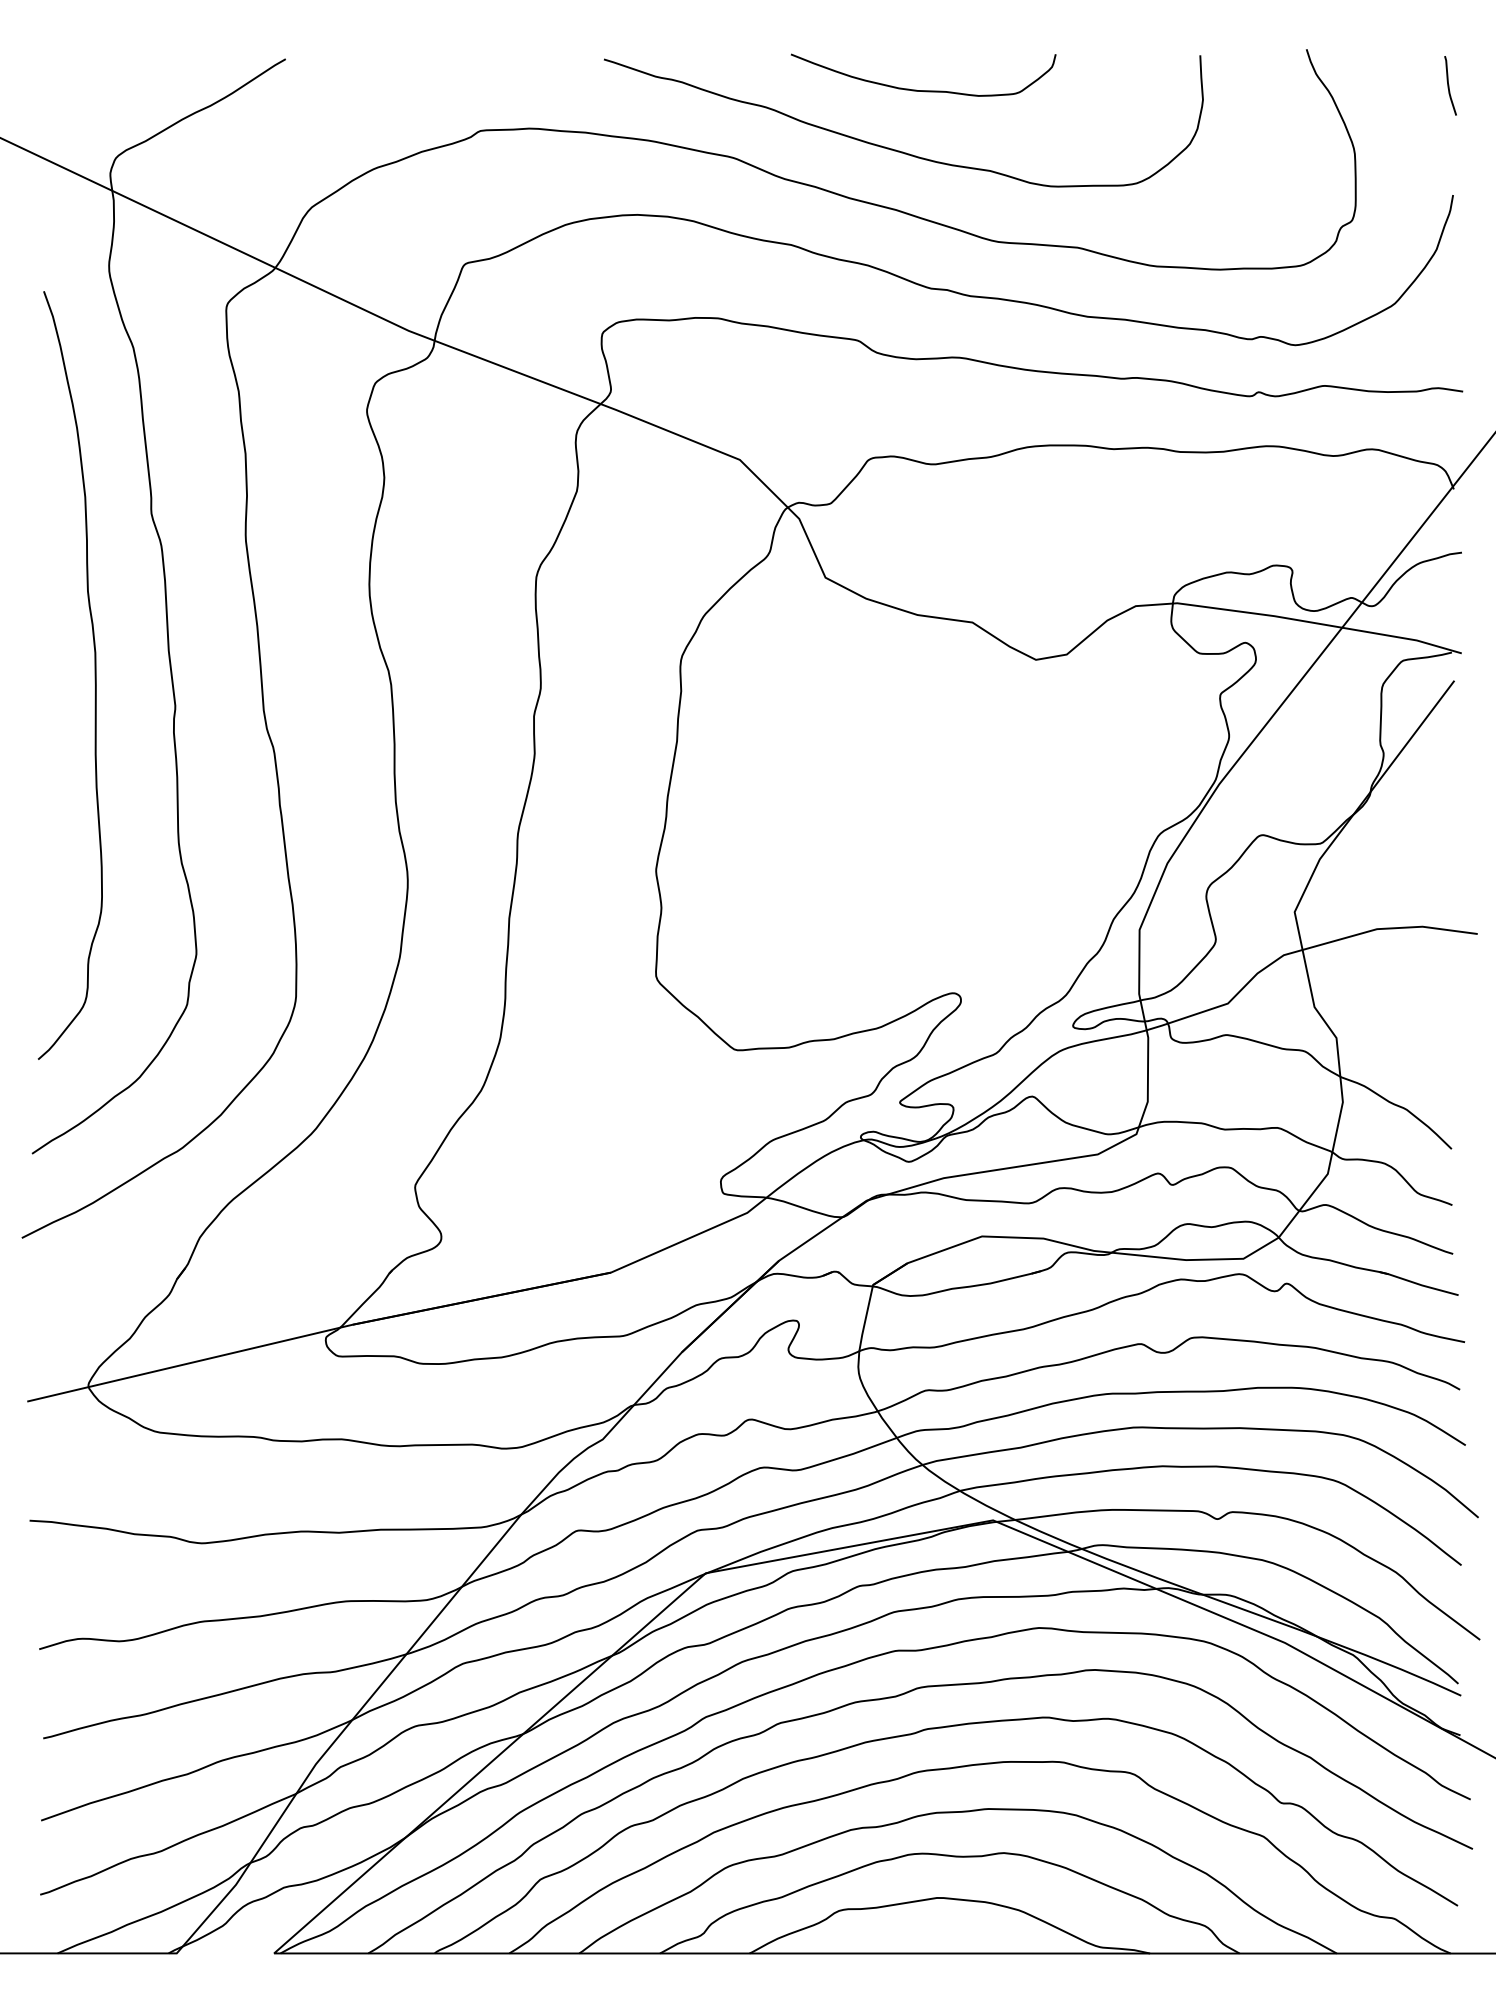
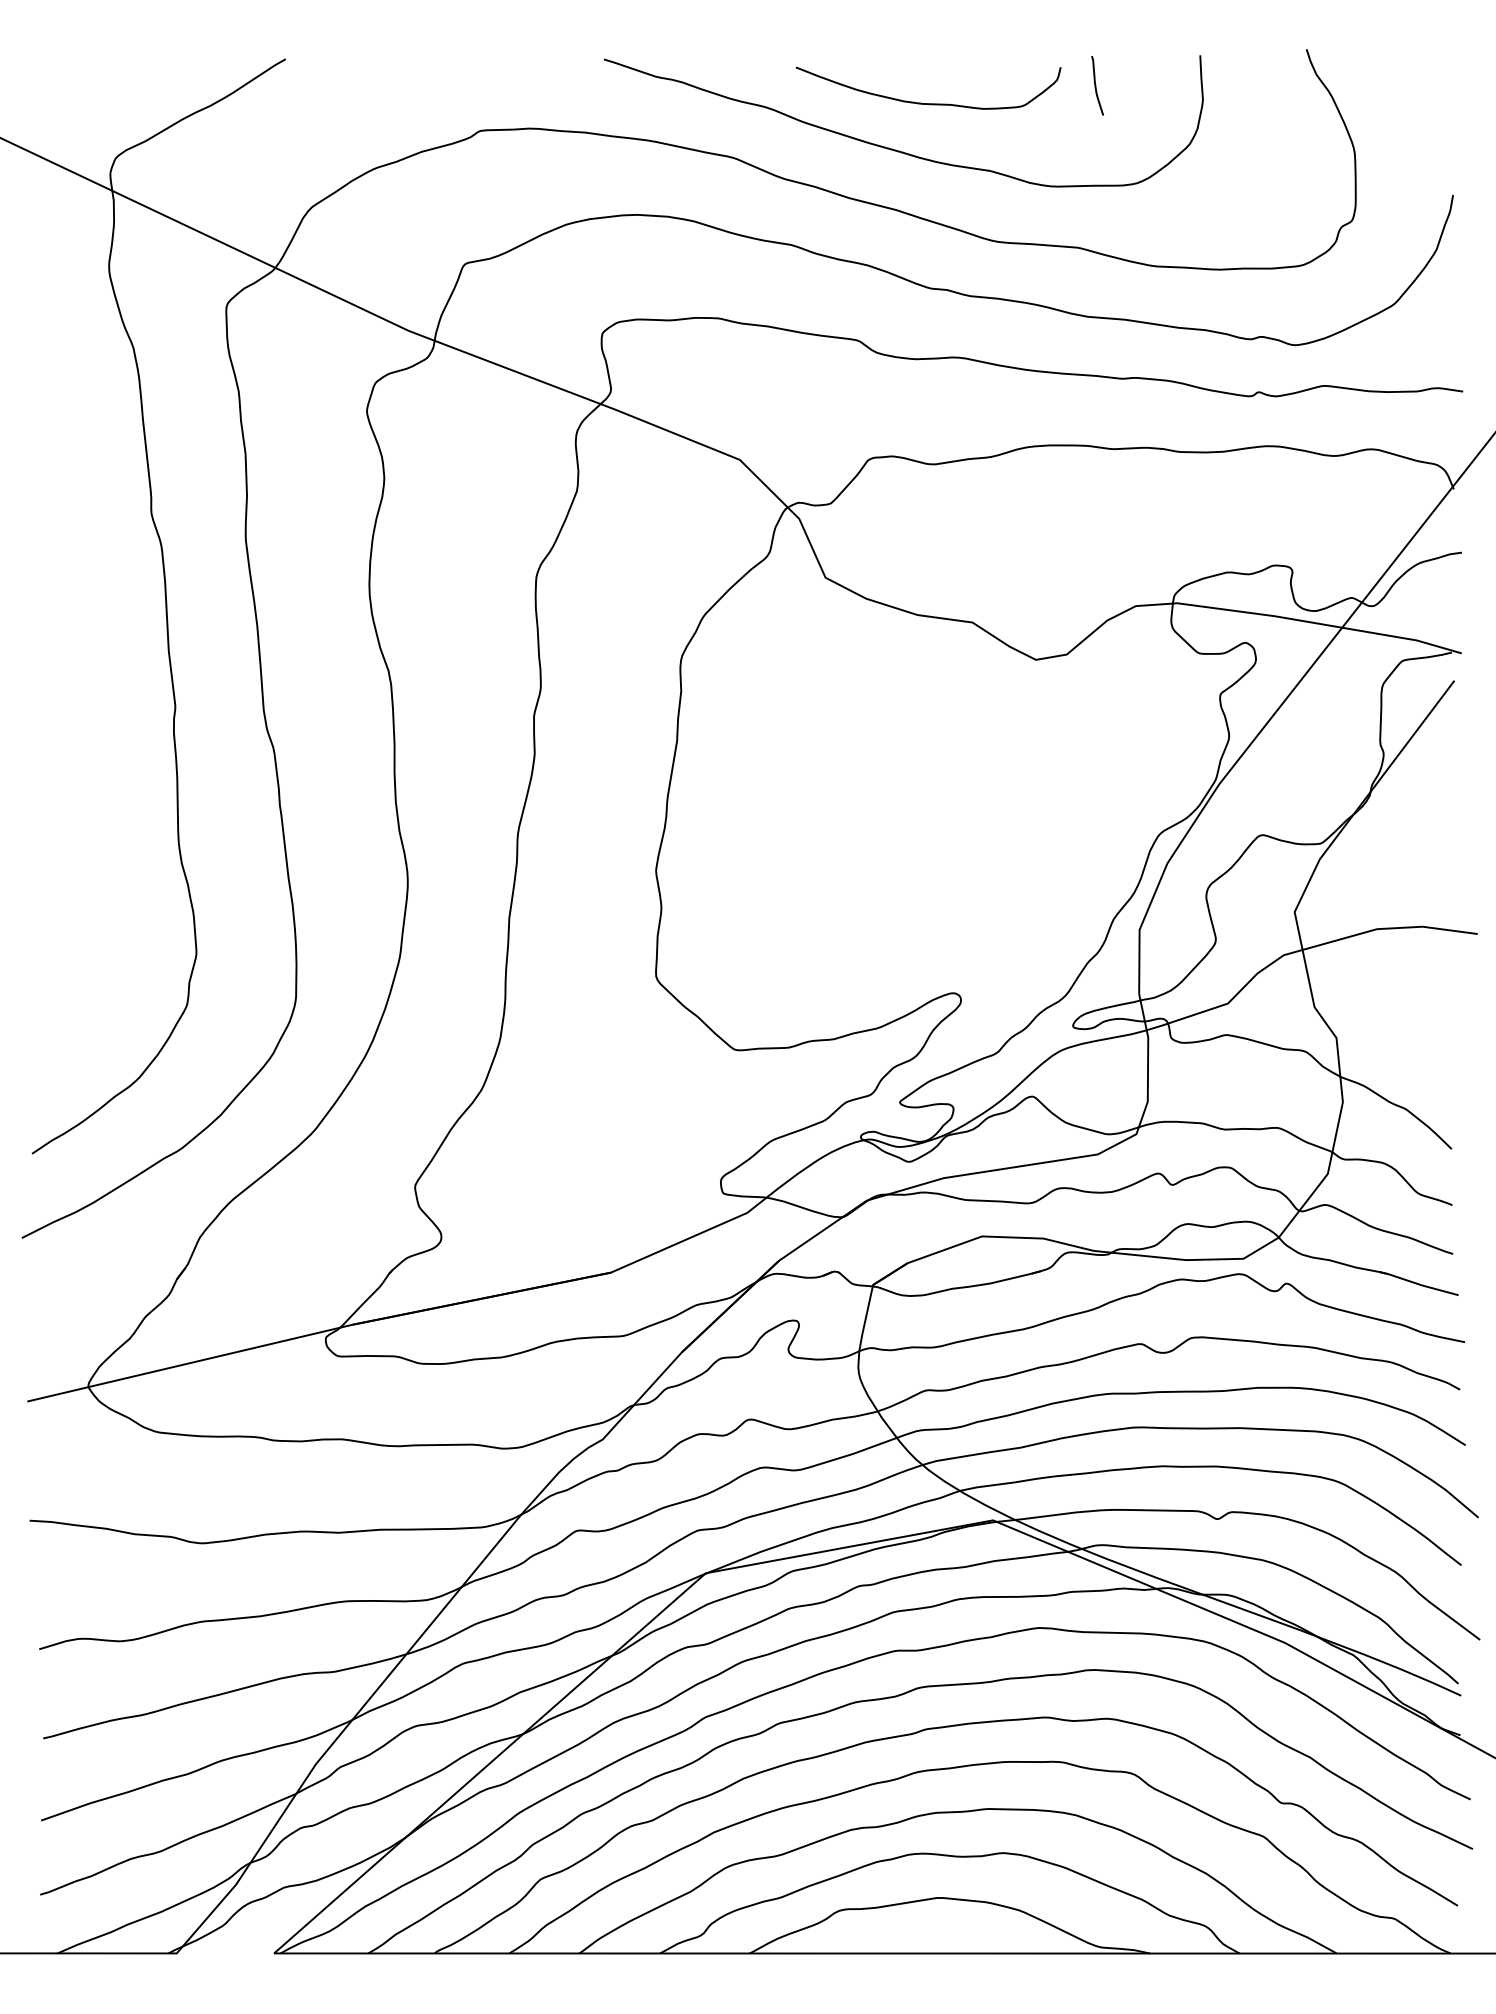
curve position: (1449, 85) -> (1096, 85) (1096, 85)
curve position: (923, 90) -> (928, 103) (928, 103)
curve: present -> none (94, 675)
